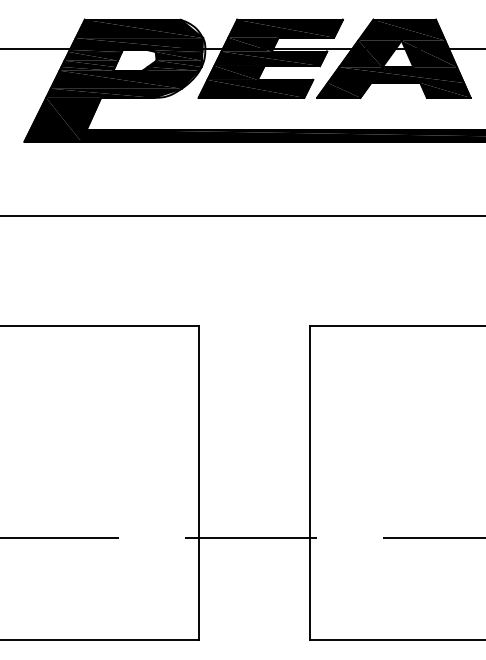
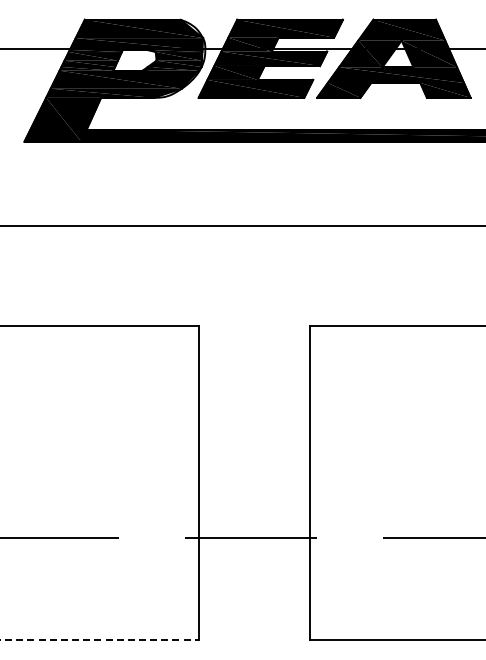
line position: (242, 215) -> (242, 225) (242, 225)
line: solid -> dashed (100, 640)
